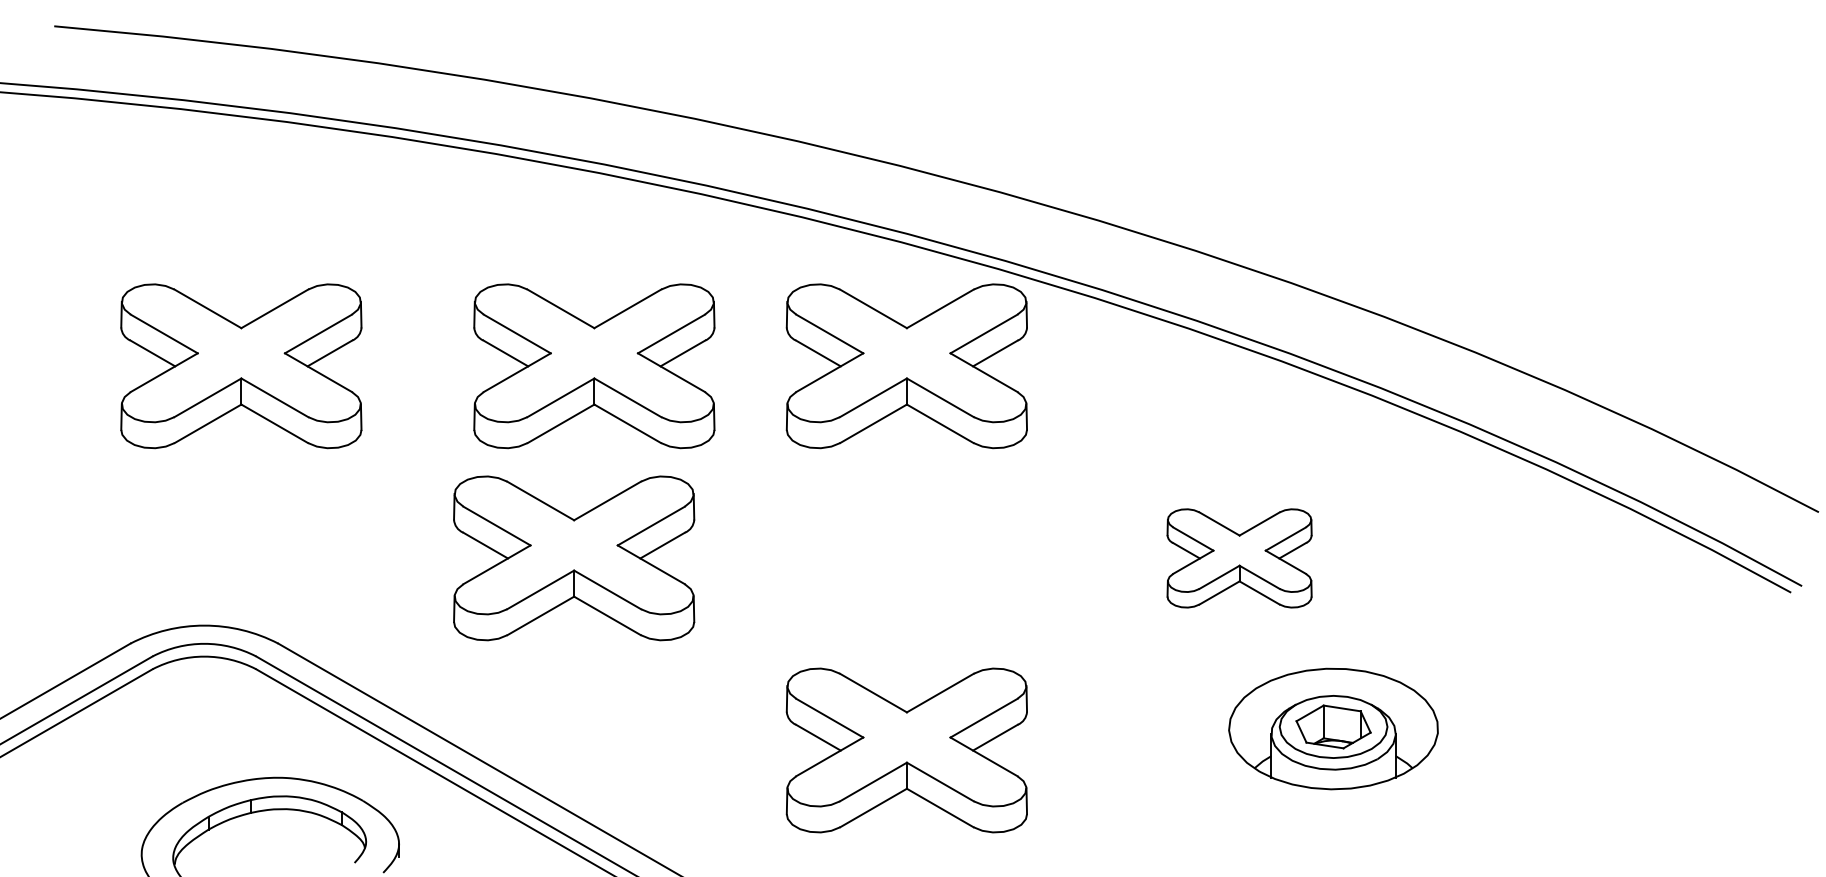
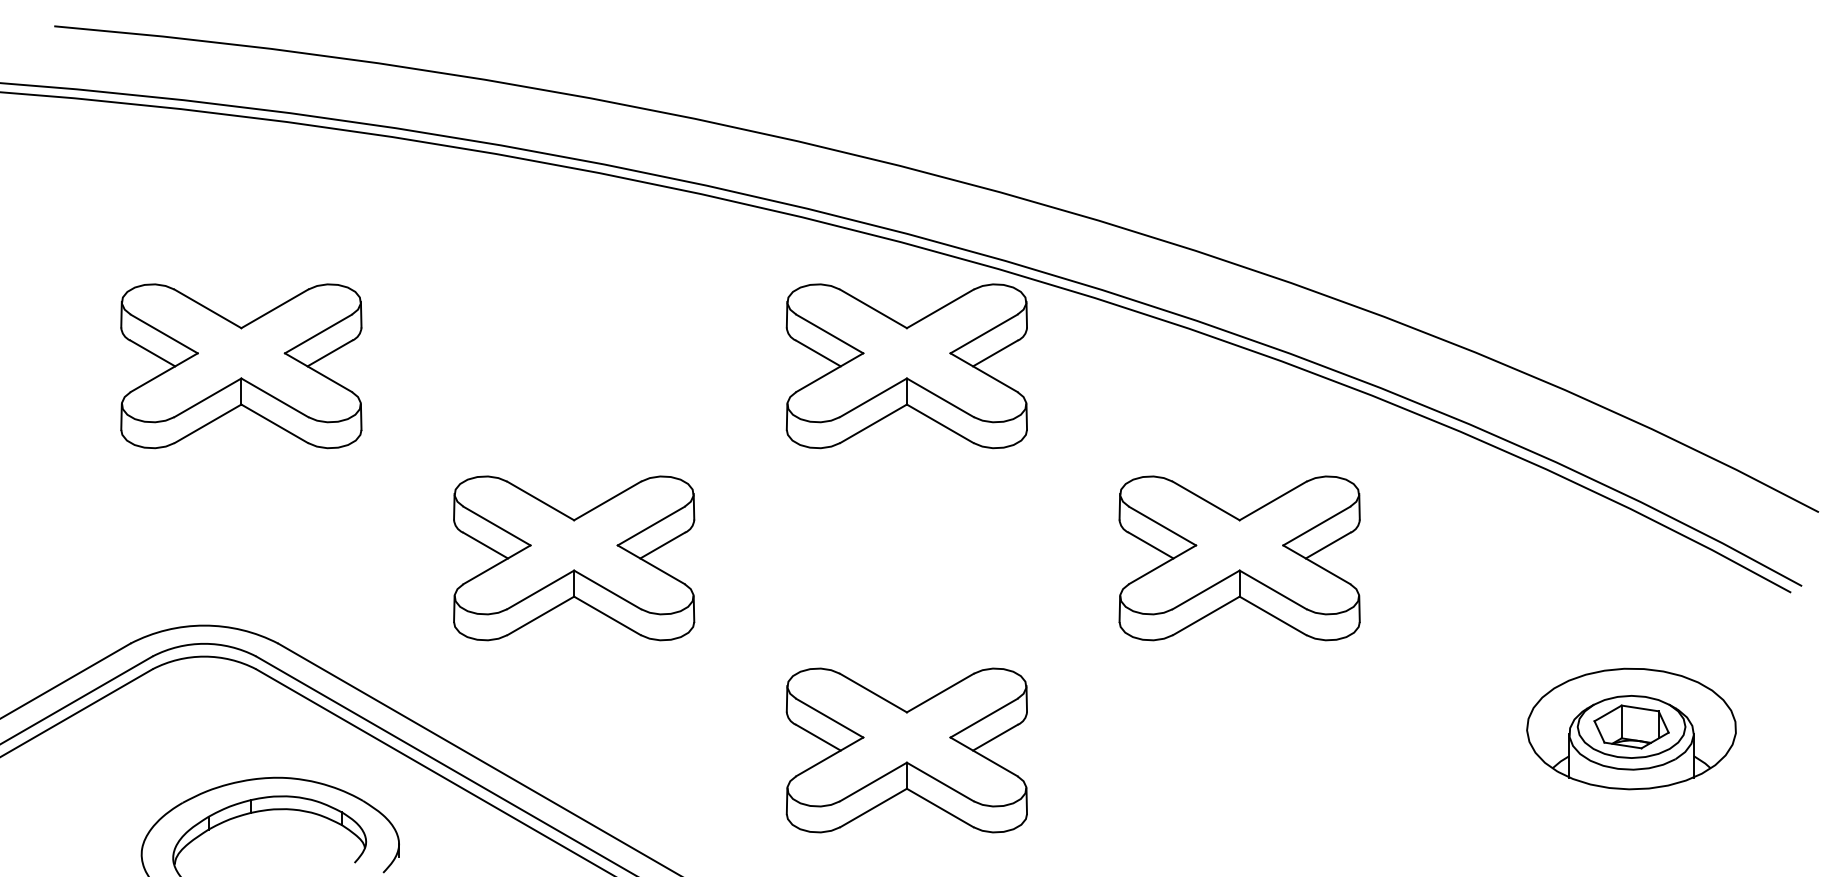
part: present -> none (594, 366)
part size: 147x101 px -> 243x167 px (1239, 558)
part position: (1333, 728) -> (1631, 728) (1631, 728)
